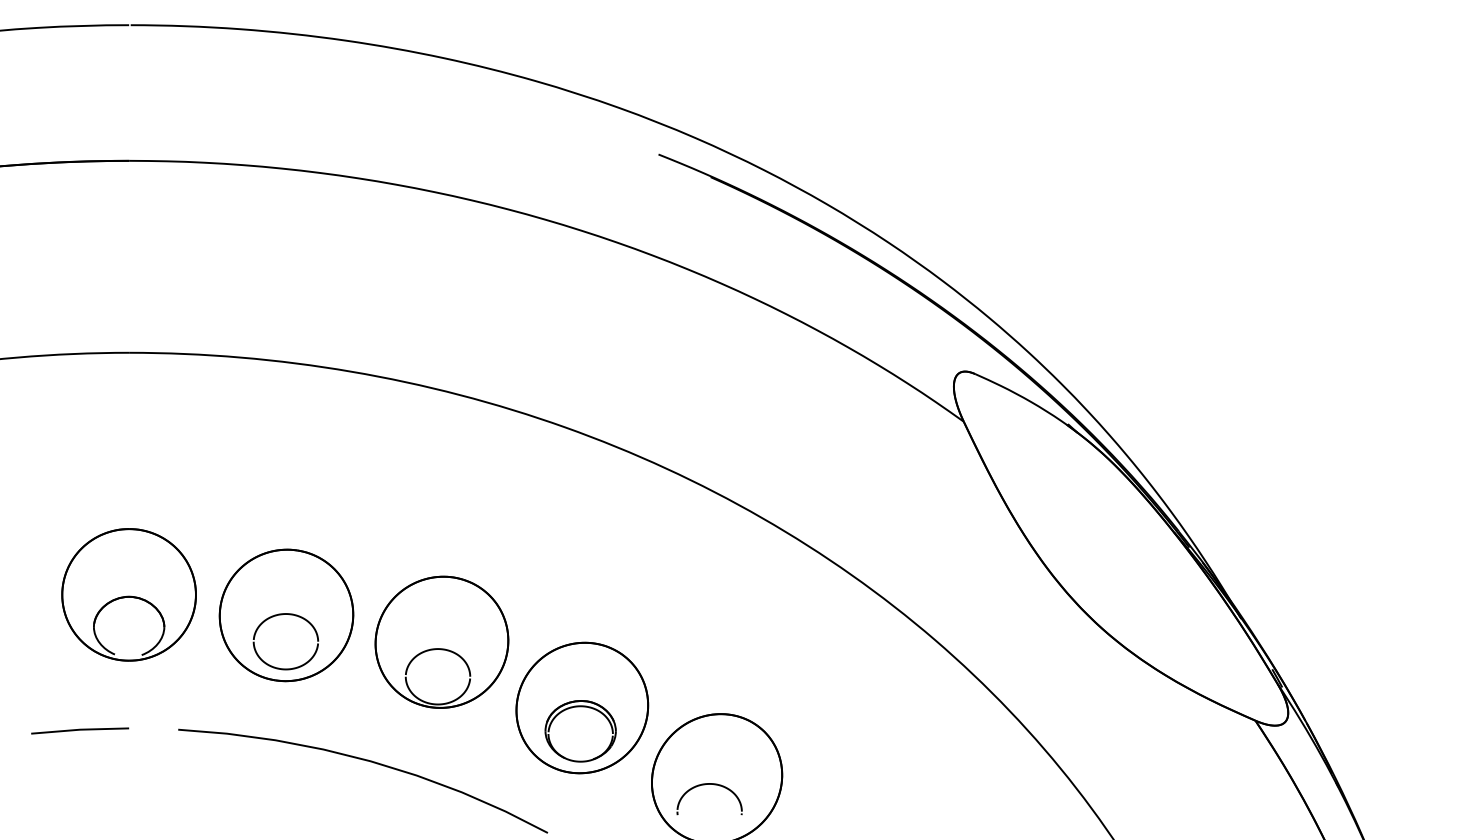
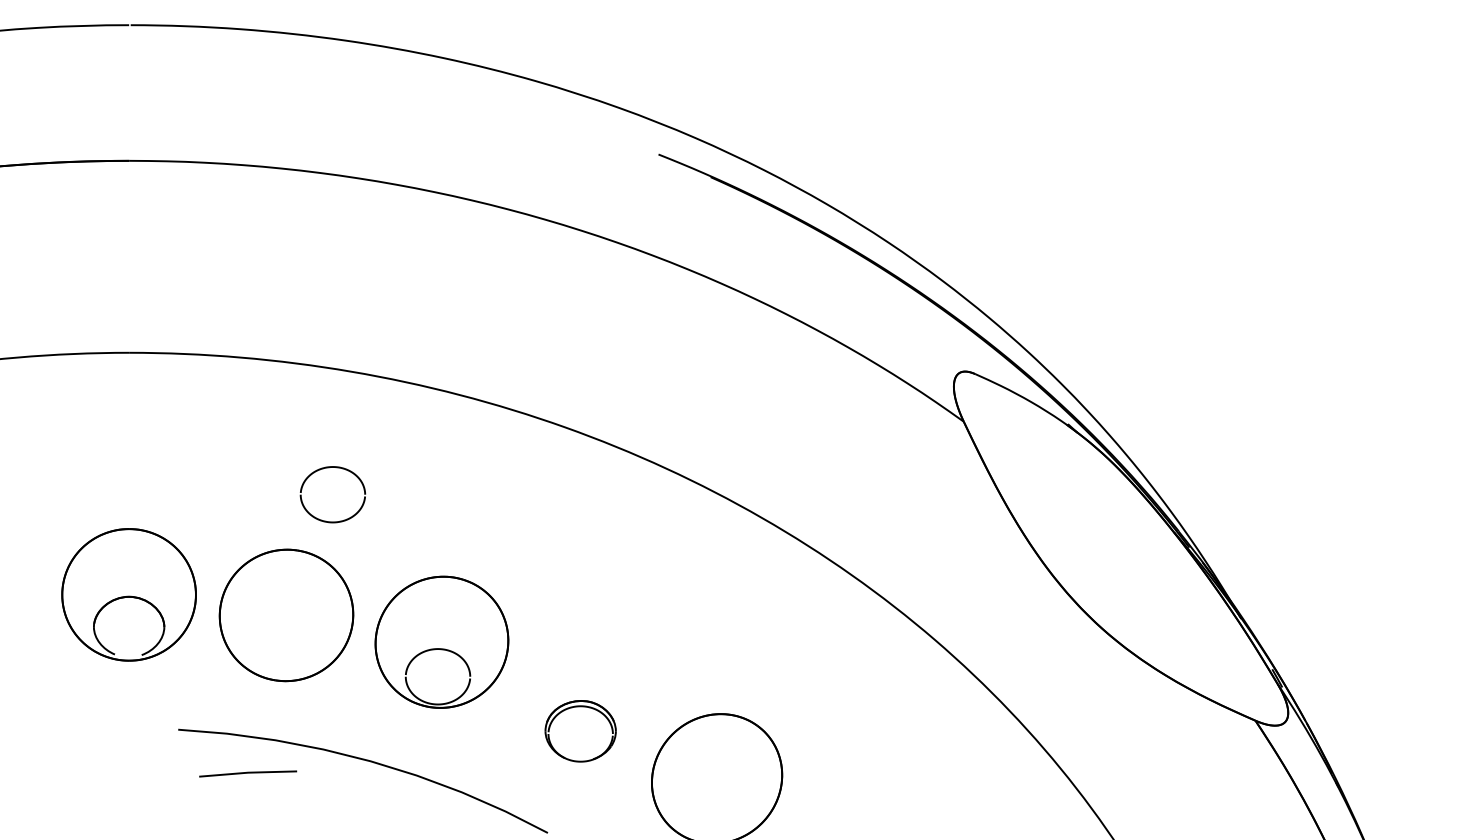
part position: (282, 615) -> (329, 468) (329, 468)
part: present -> none (582, 707)
line position: (80, 730) -> (248, 773) (248, 773)
part: present -> none (705, 785)
